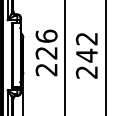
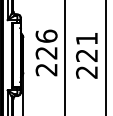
text: 242 -> 221 (86, 47)
